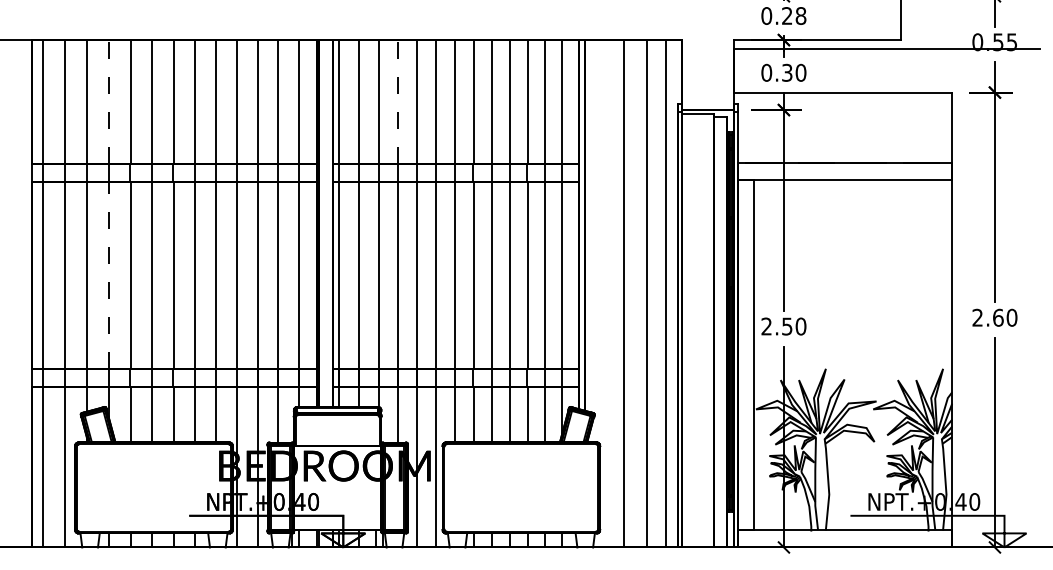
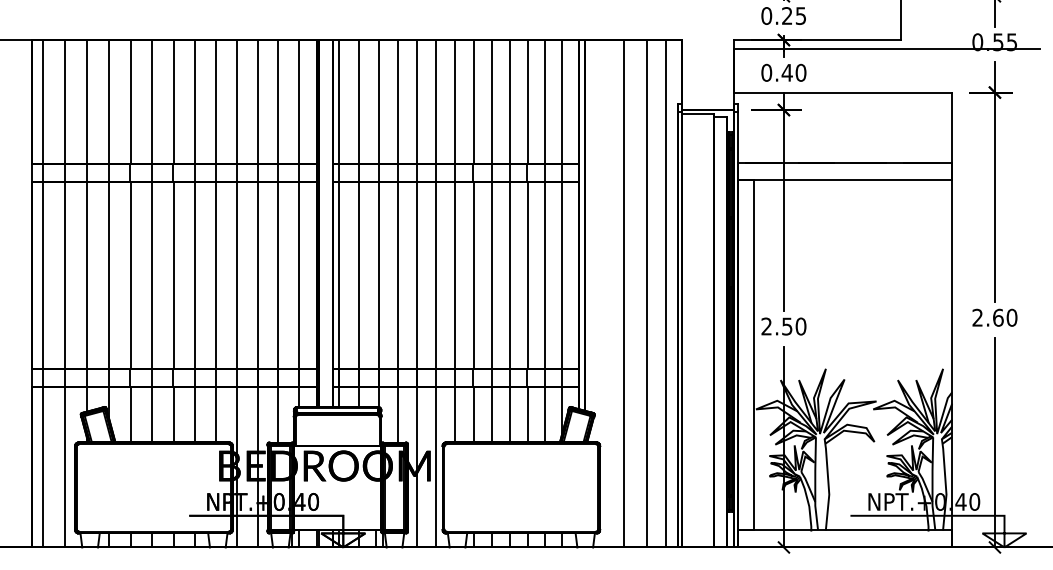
text: 0.28 -> 0.25 (800, 15)
text: 0.30 -> 0.40 (786, 72)
line: dashed -> solid (108, 101)
line: dashed -> solid (398, 101)
line: dashed -> solid (108, 275)
